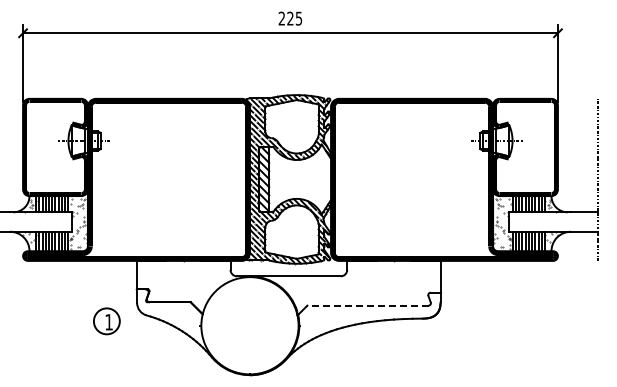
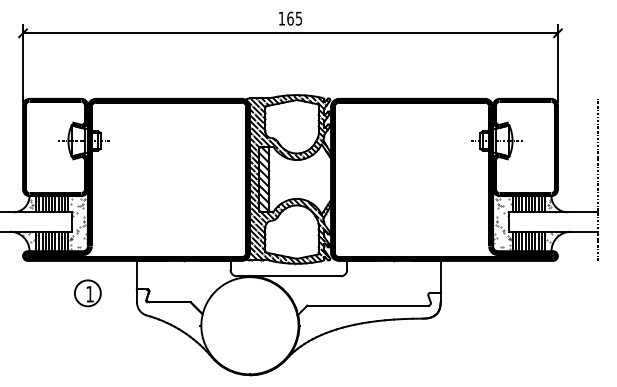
text: 225 -> 165 (285, 18)
line: dashed -> solid (367, 305)
part position: (106, 321) -> (87, 293) (87, 293)
